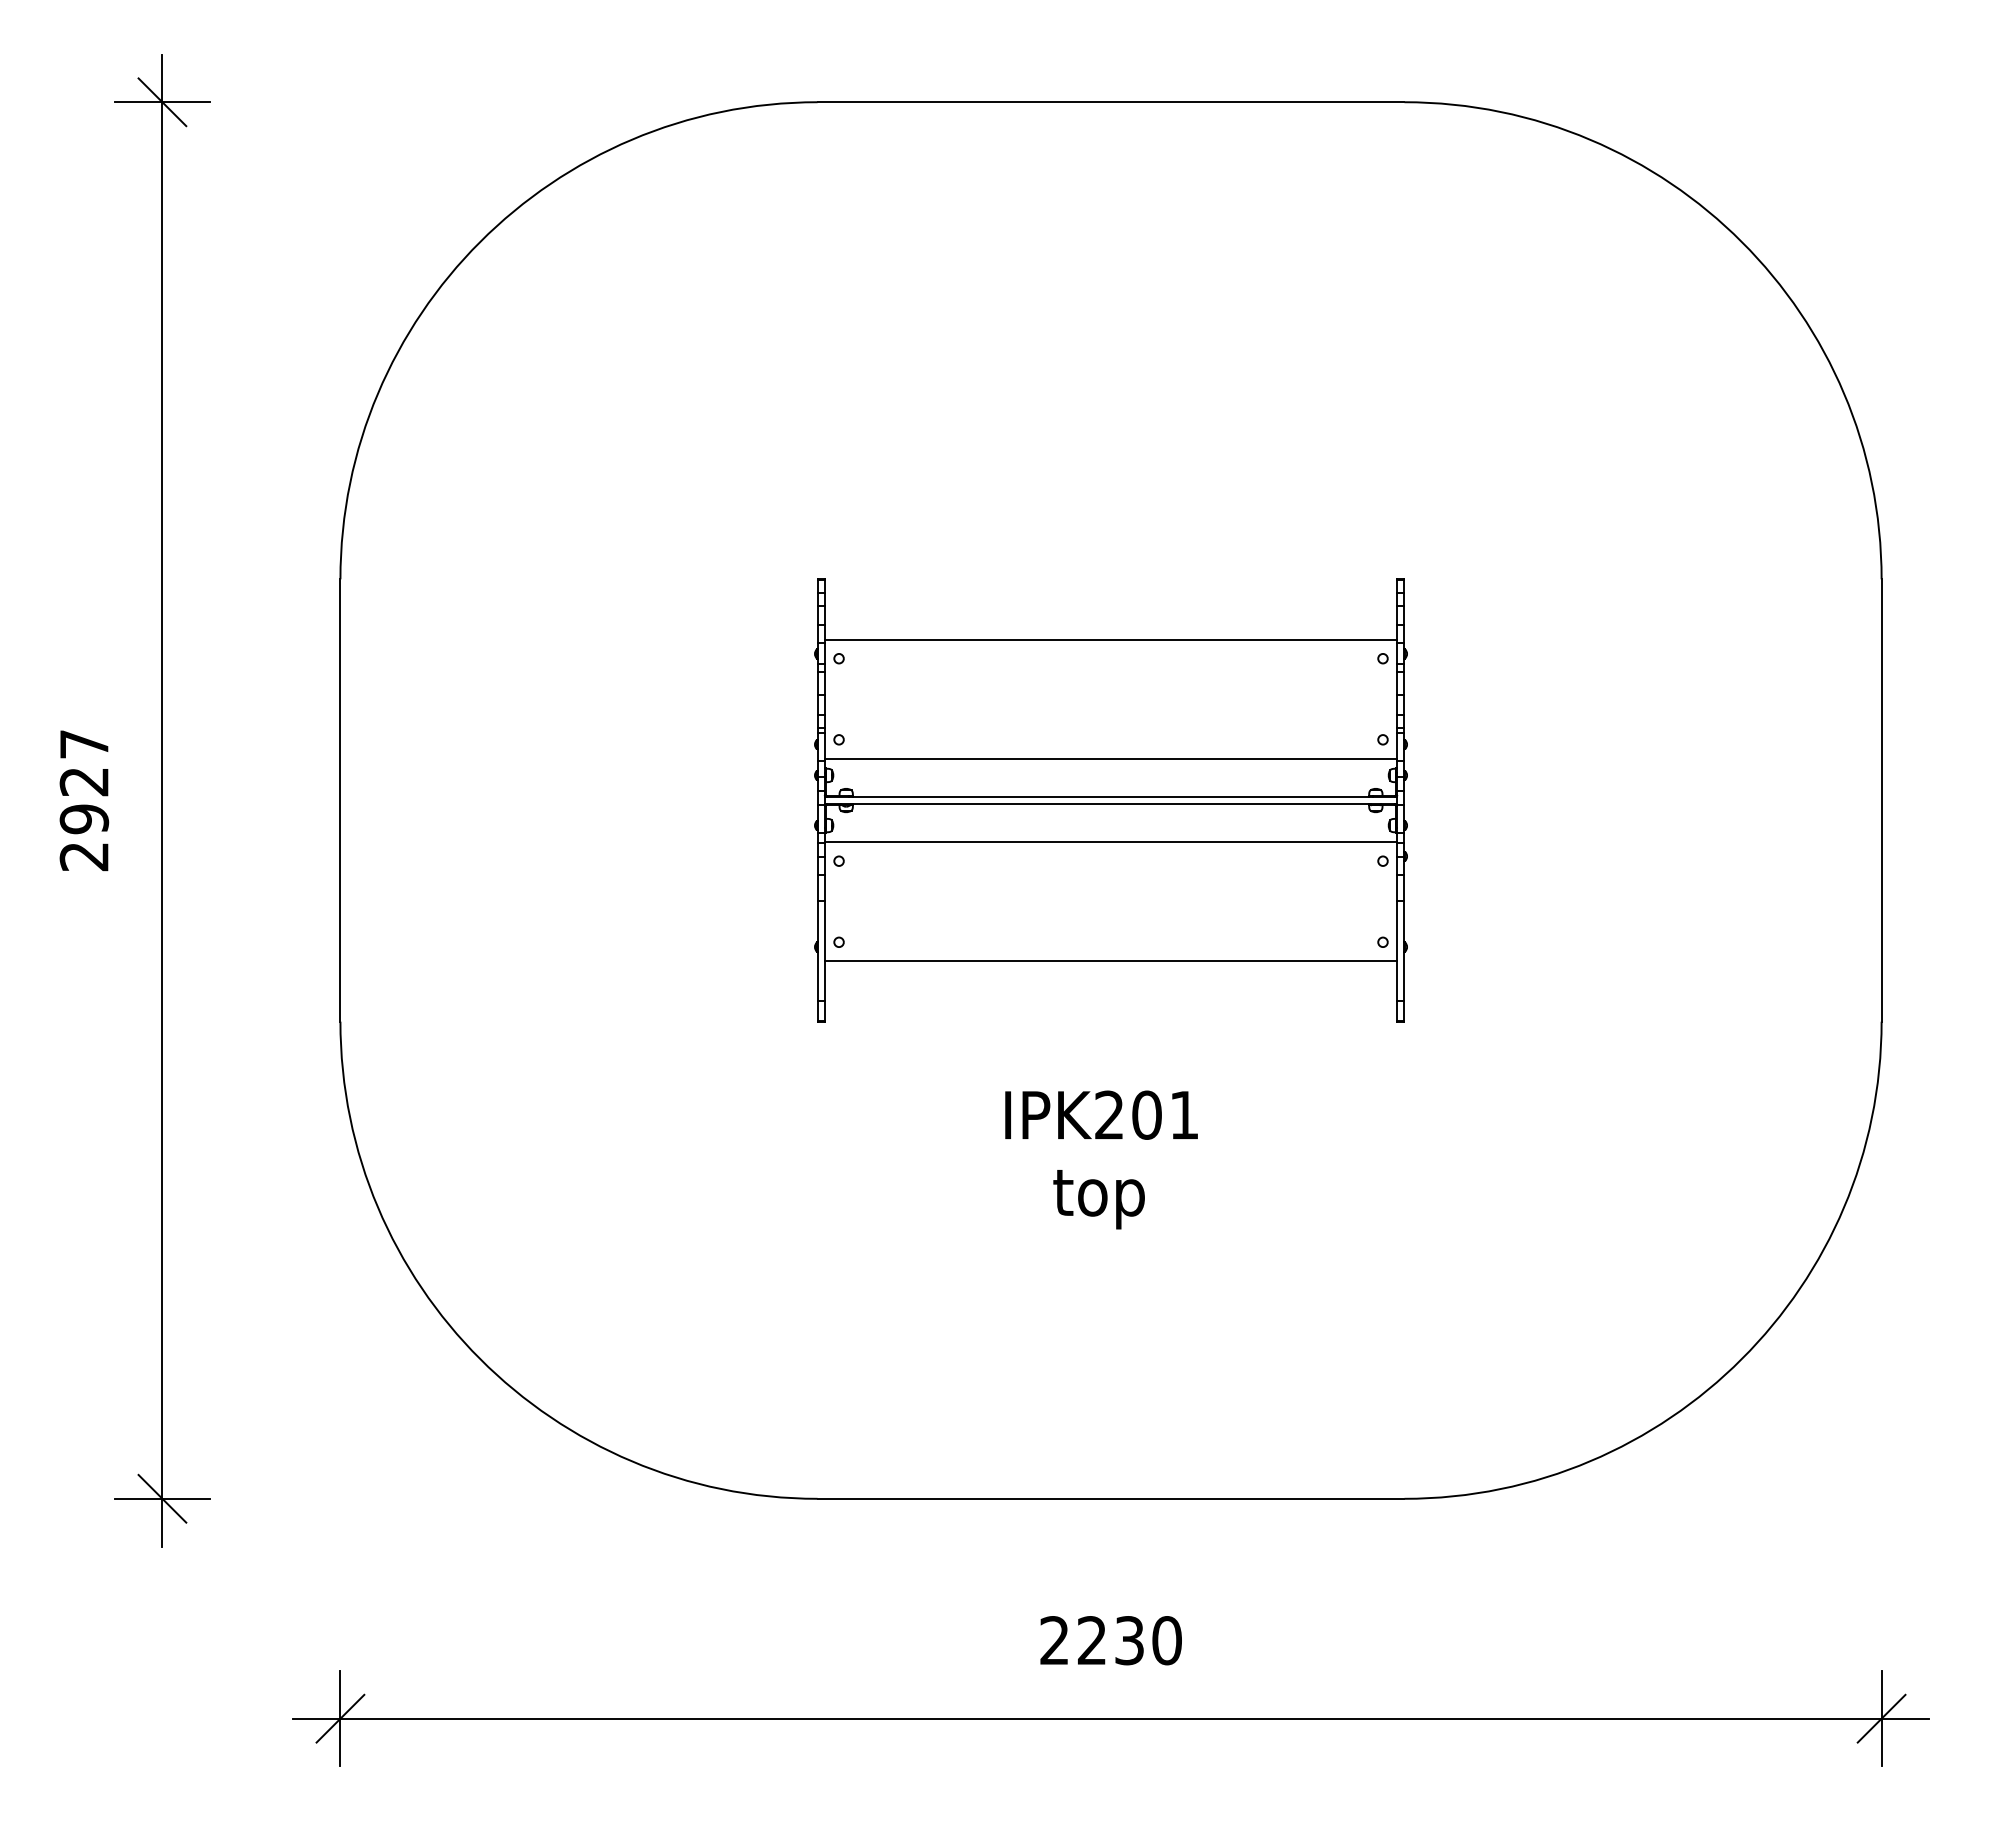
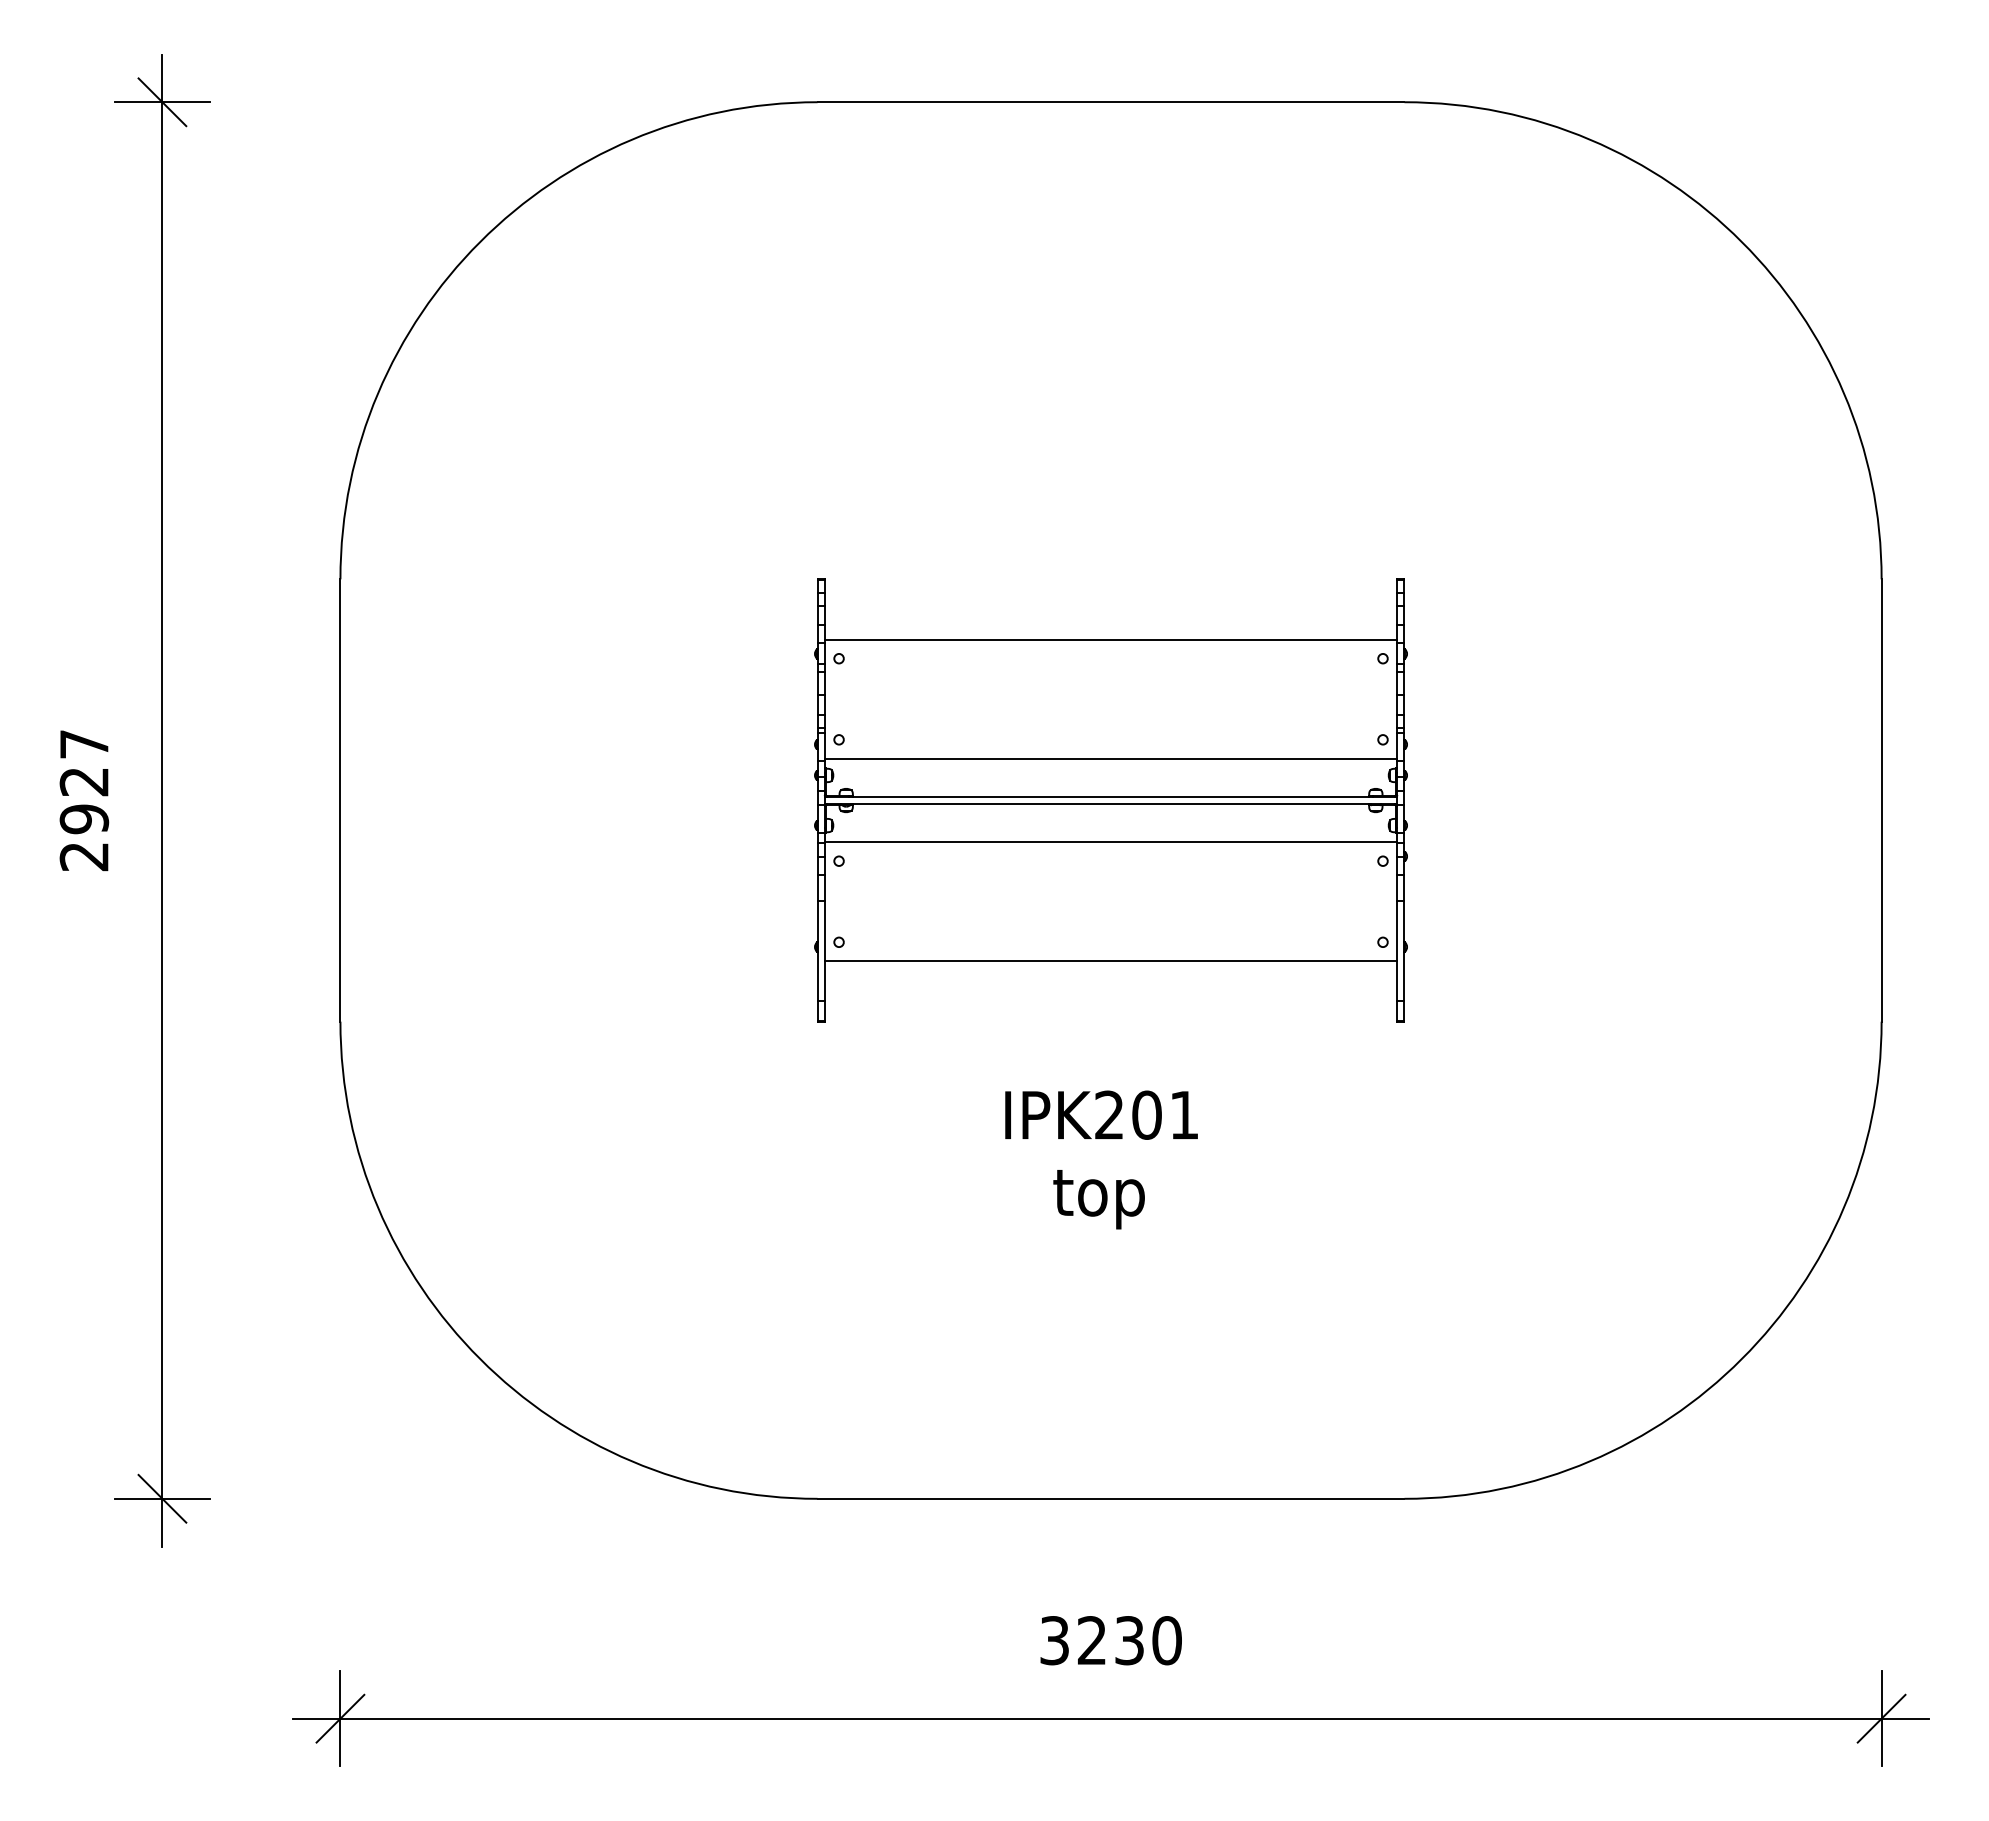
text: 2230 -> 3230 (1054, 1640)
